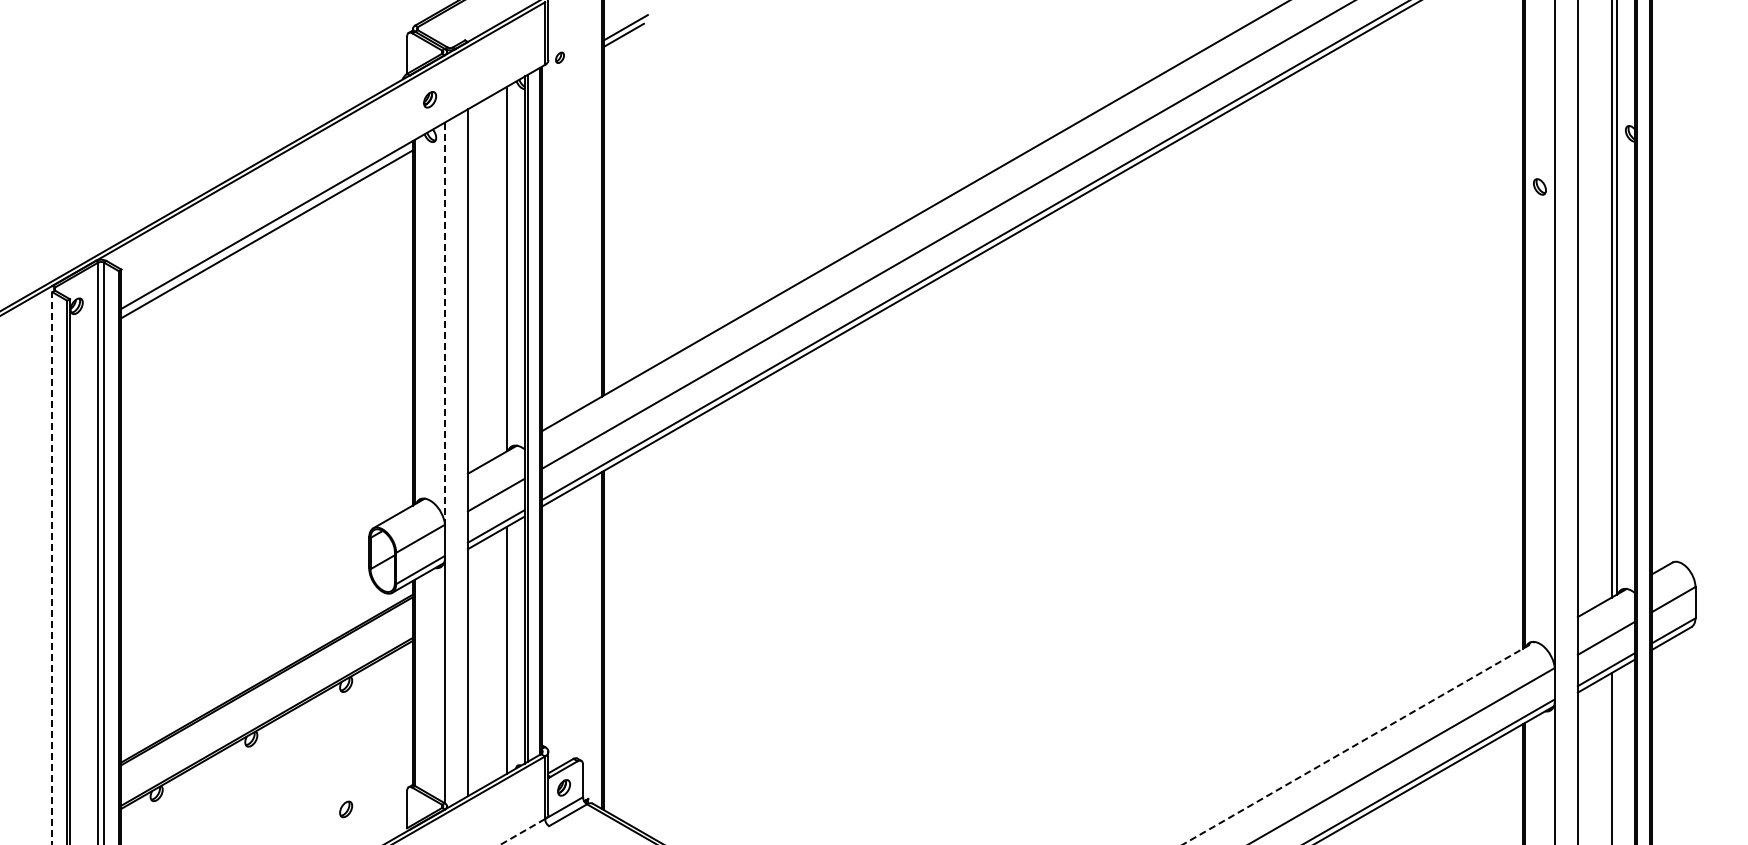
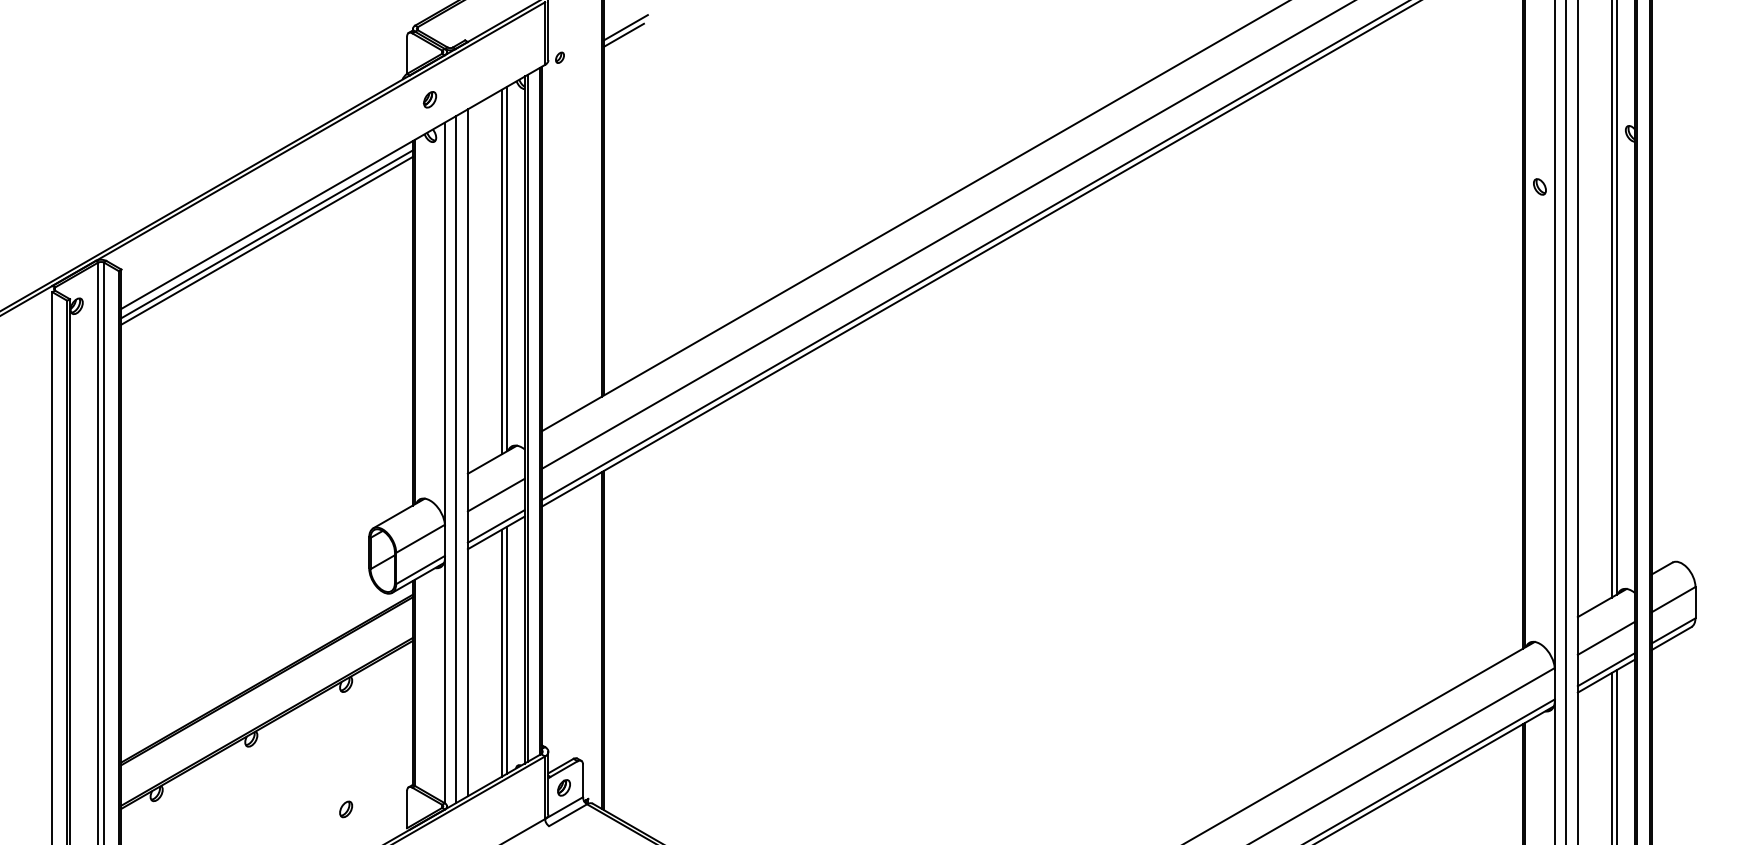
line: none -> present (266, 240)
line: none -> present (501, 271)
line: dashed -> solid (444, 324)
line: none -> present (1565, 421)
line: none -> present (455, 459)
line: dashed -> solid (52, 568)
line: none -> present (501, 652)
line: dashed -> solid (1358, 743)
line: none -> present (1616, 755)
line: dashed -> solid (522, 832)
